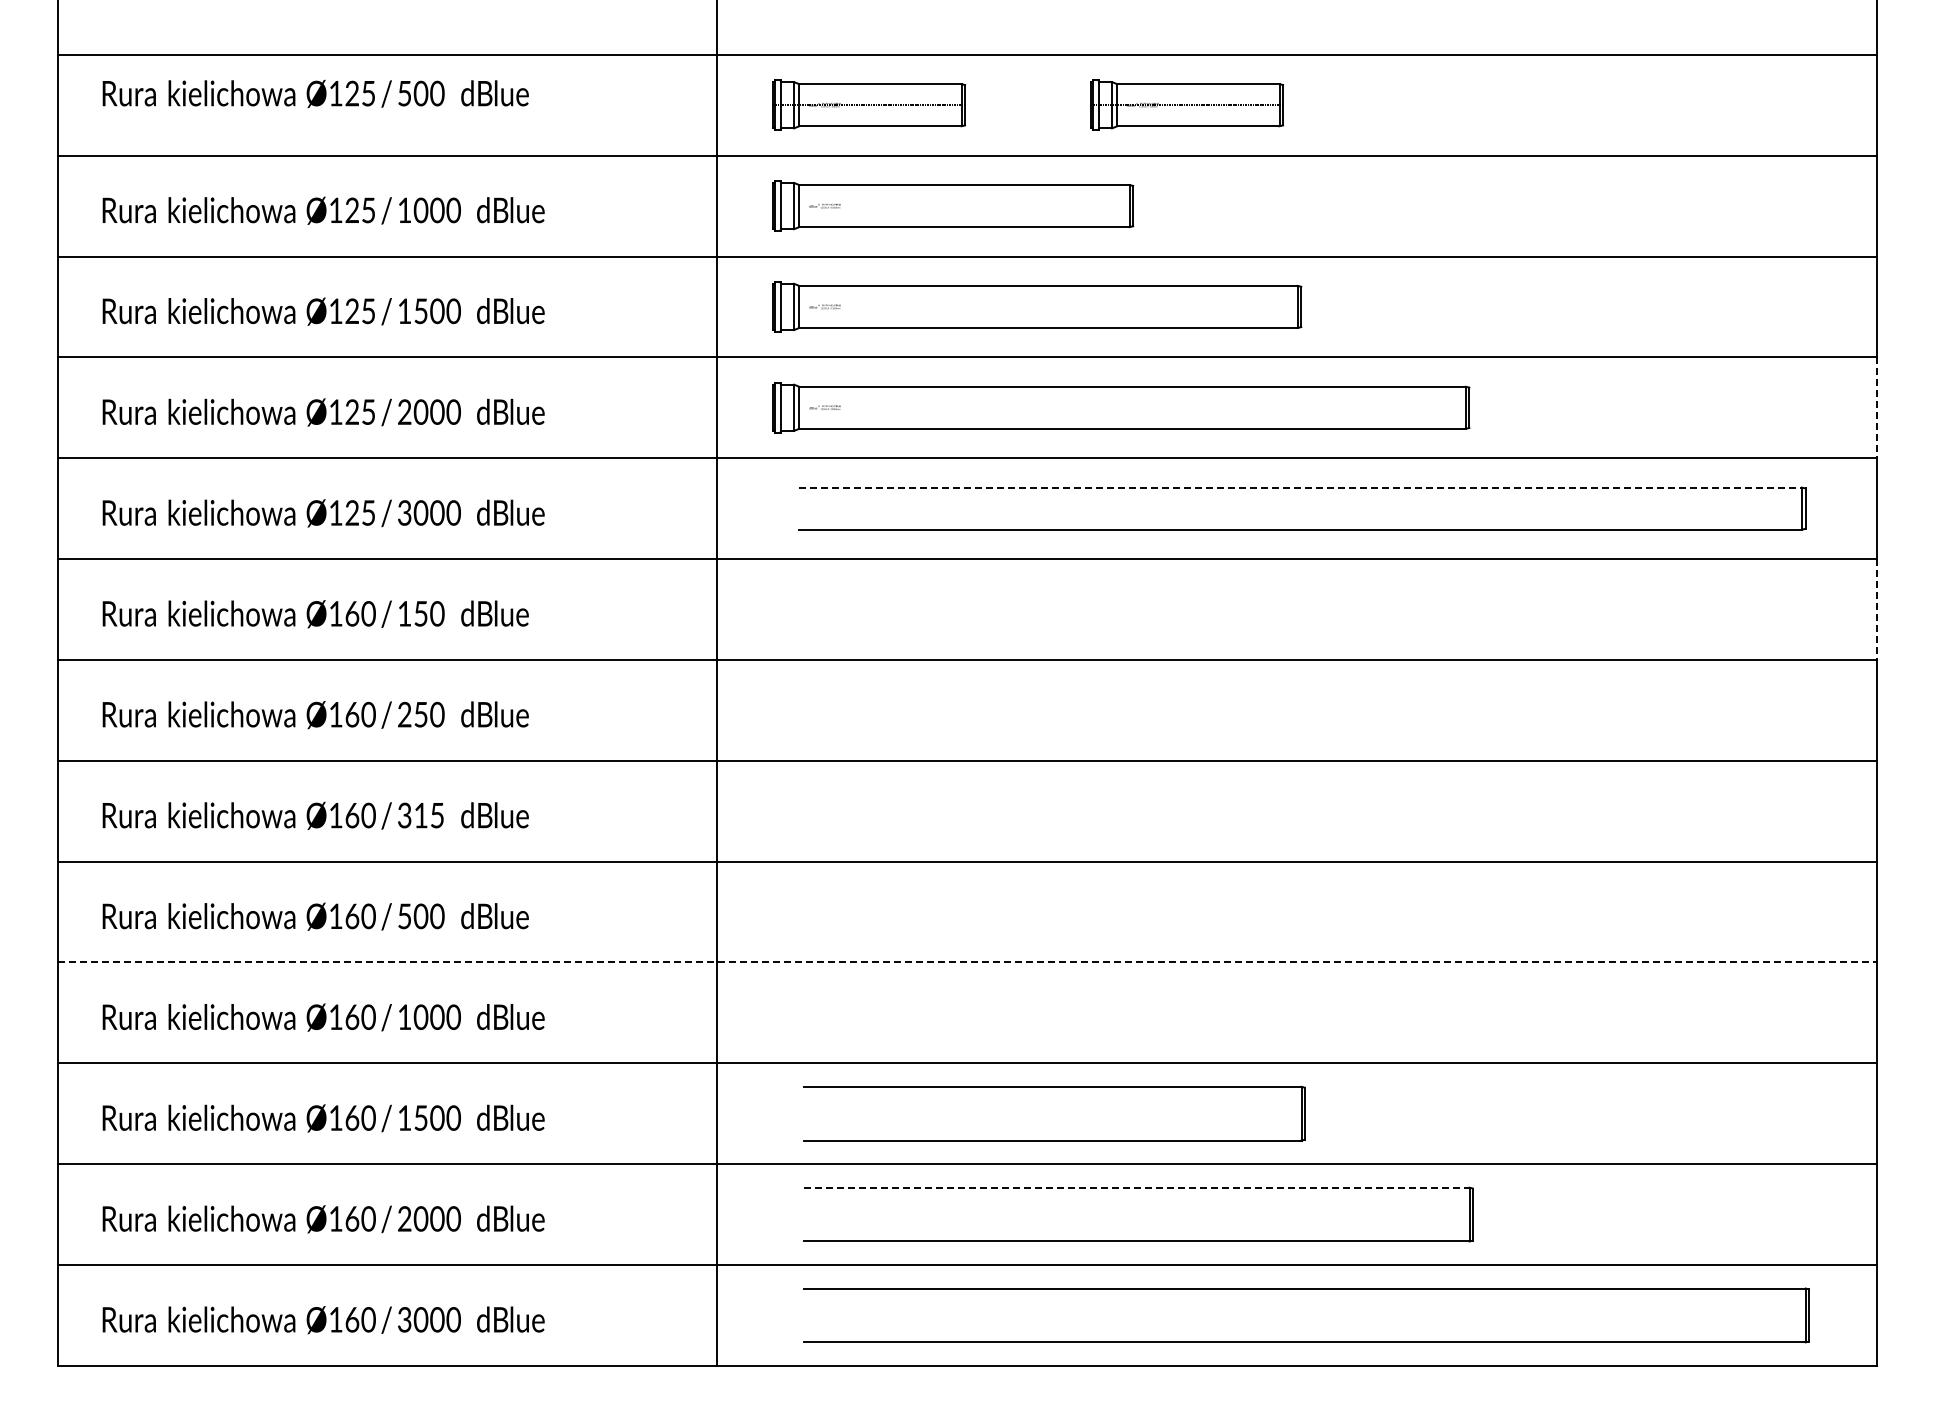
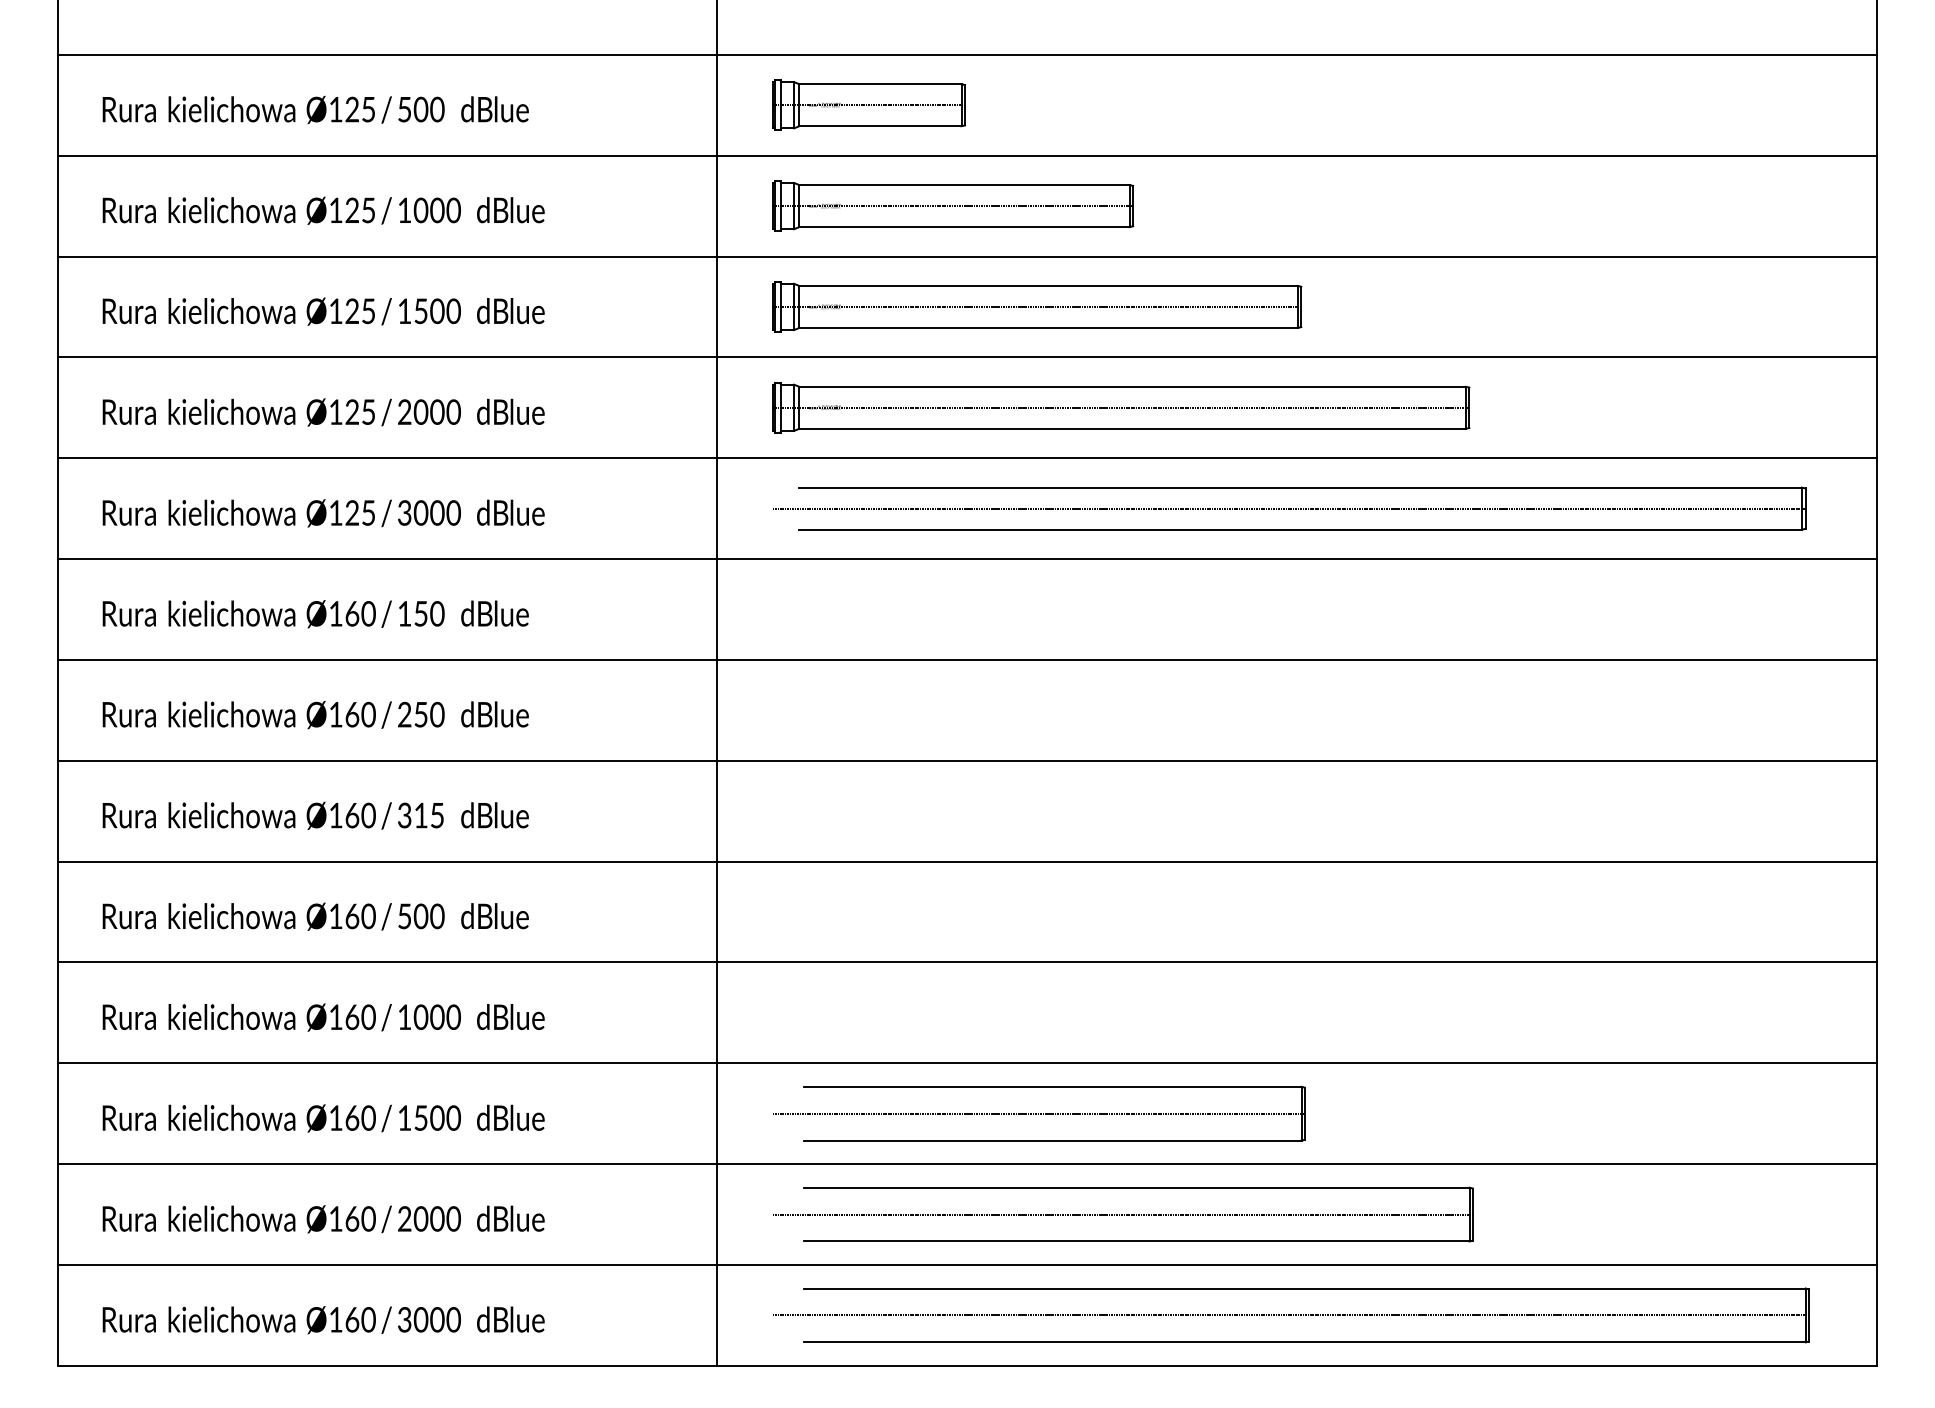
text position: (315, 93) -> (315, 109) (315, 109)
part: present -> none (1187, 104)
line: none -> present (952, 206)
line: none -> present (1036, 306)
line: none -> present (1120, 407)
line: dashed -> solid (1876, 408)
line: dashed -> solid (1301, 487)
line: none -> present (1288, 508)
line: dashed -> solid (1876, 609)
line: dashed -> solid (968, 962)
line: none -> present (1038, 1113)
line: dashed -> solid (1136, 1187)
line: none -> present (1122, 1214)
line: none -> present (1290, 1315)
